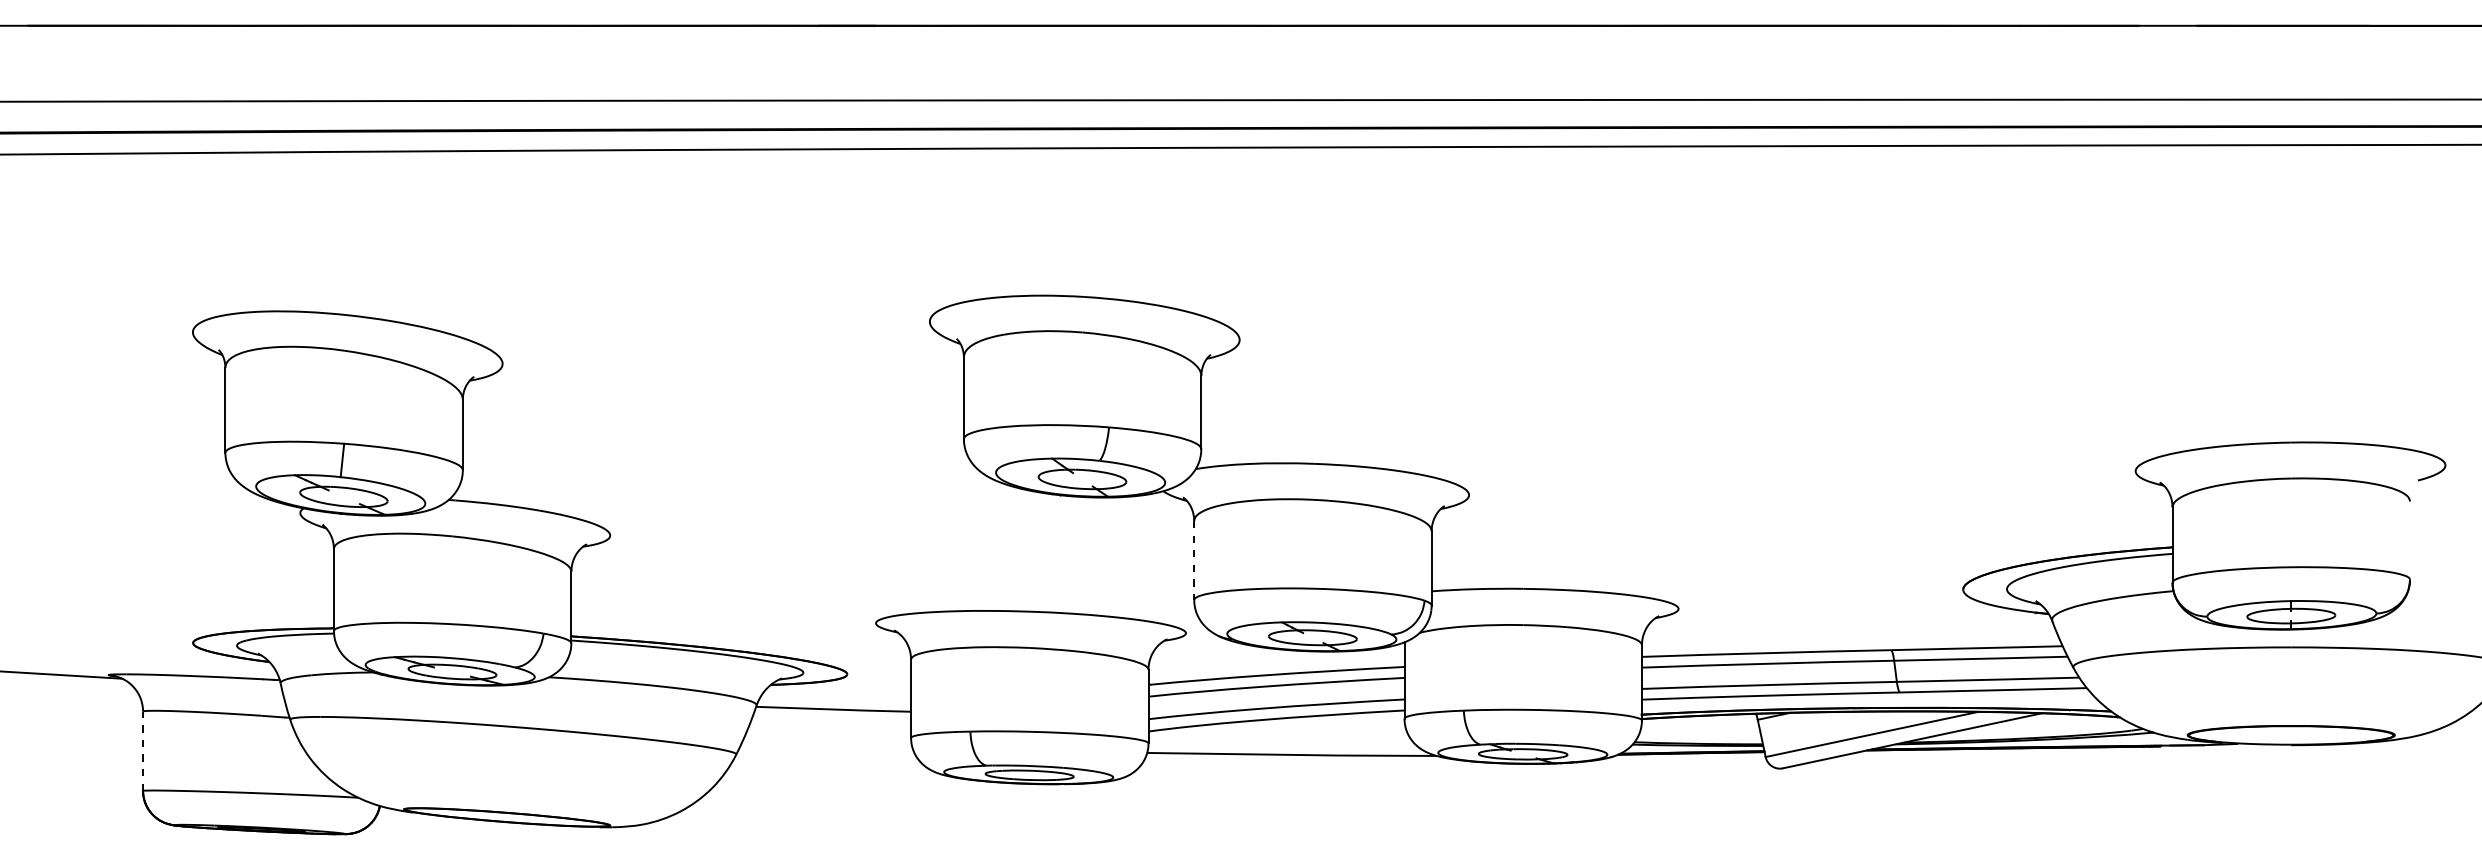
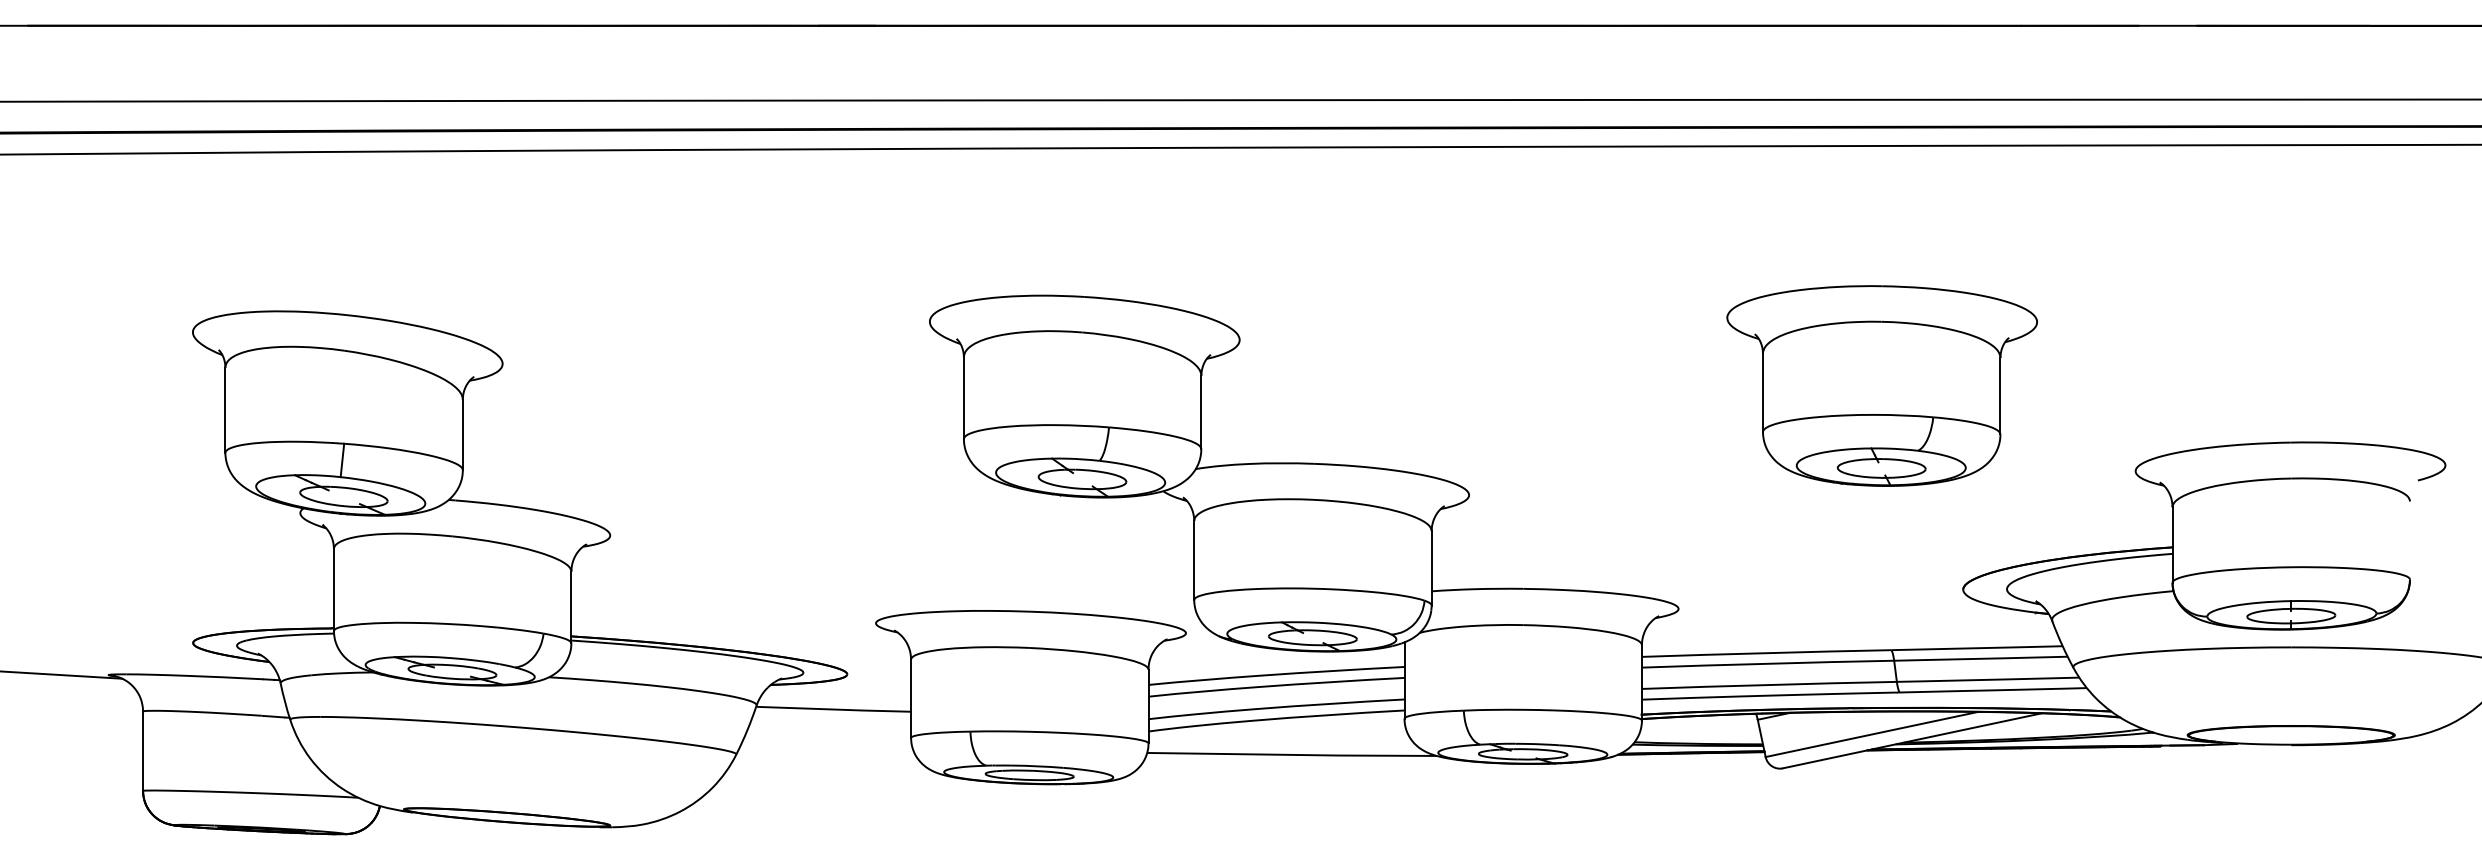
part: none -> present (1881, 385)
line: dashed -> solid (1194, 560)
line: dashed -> solid (143, 751)
